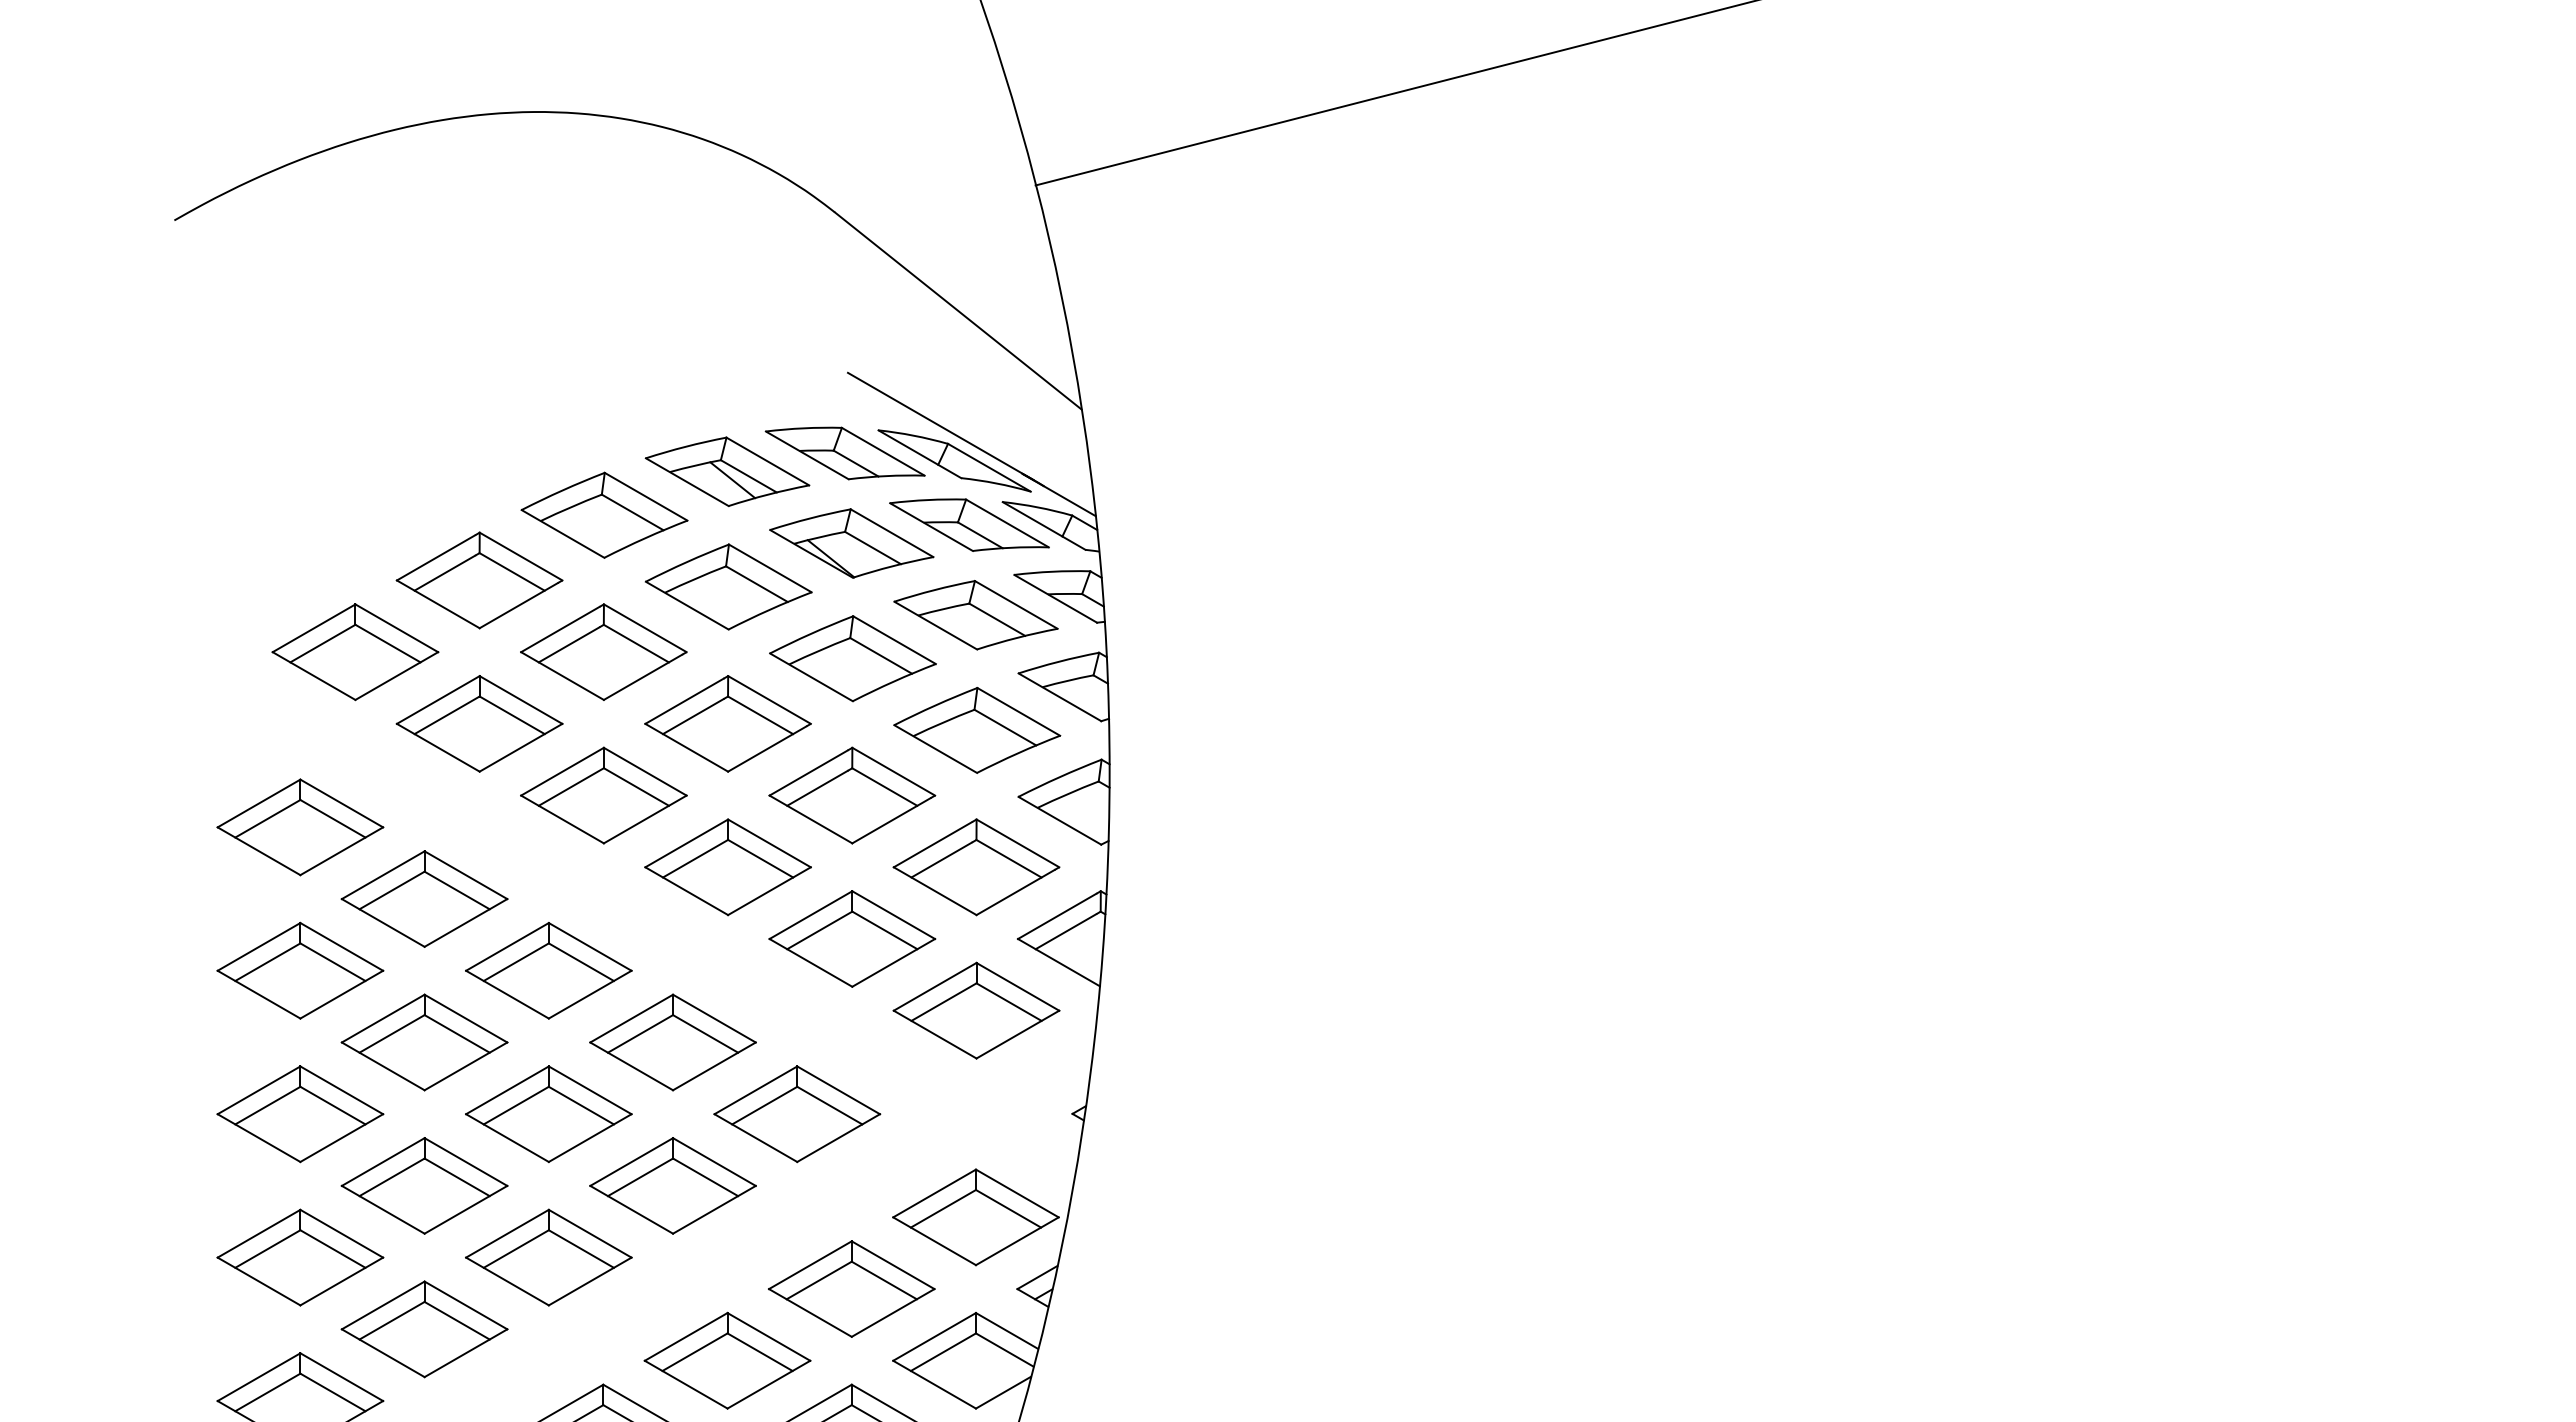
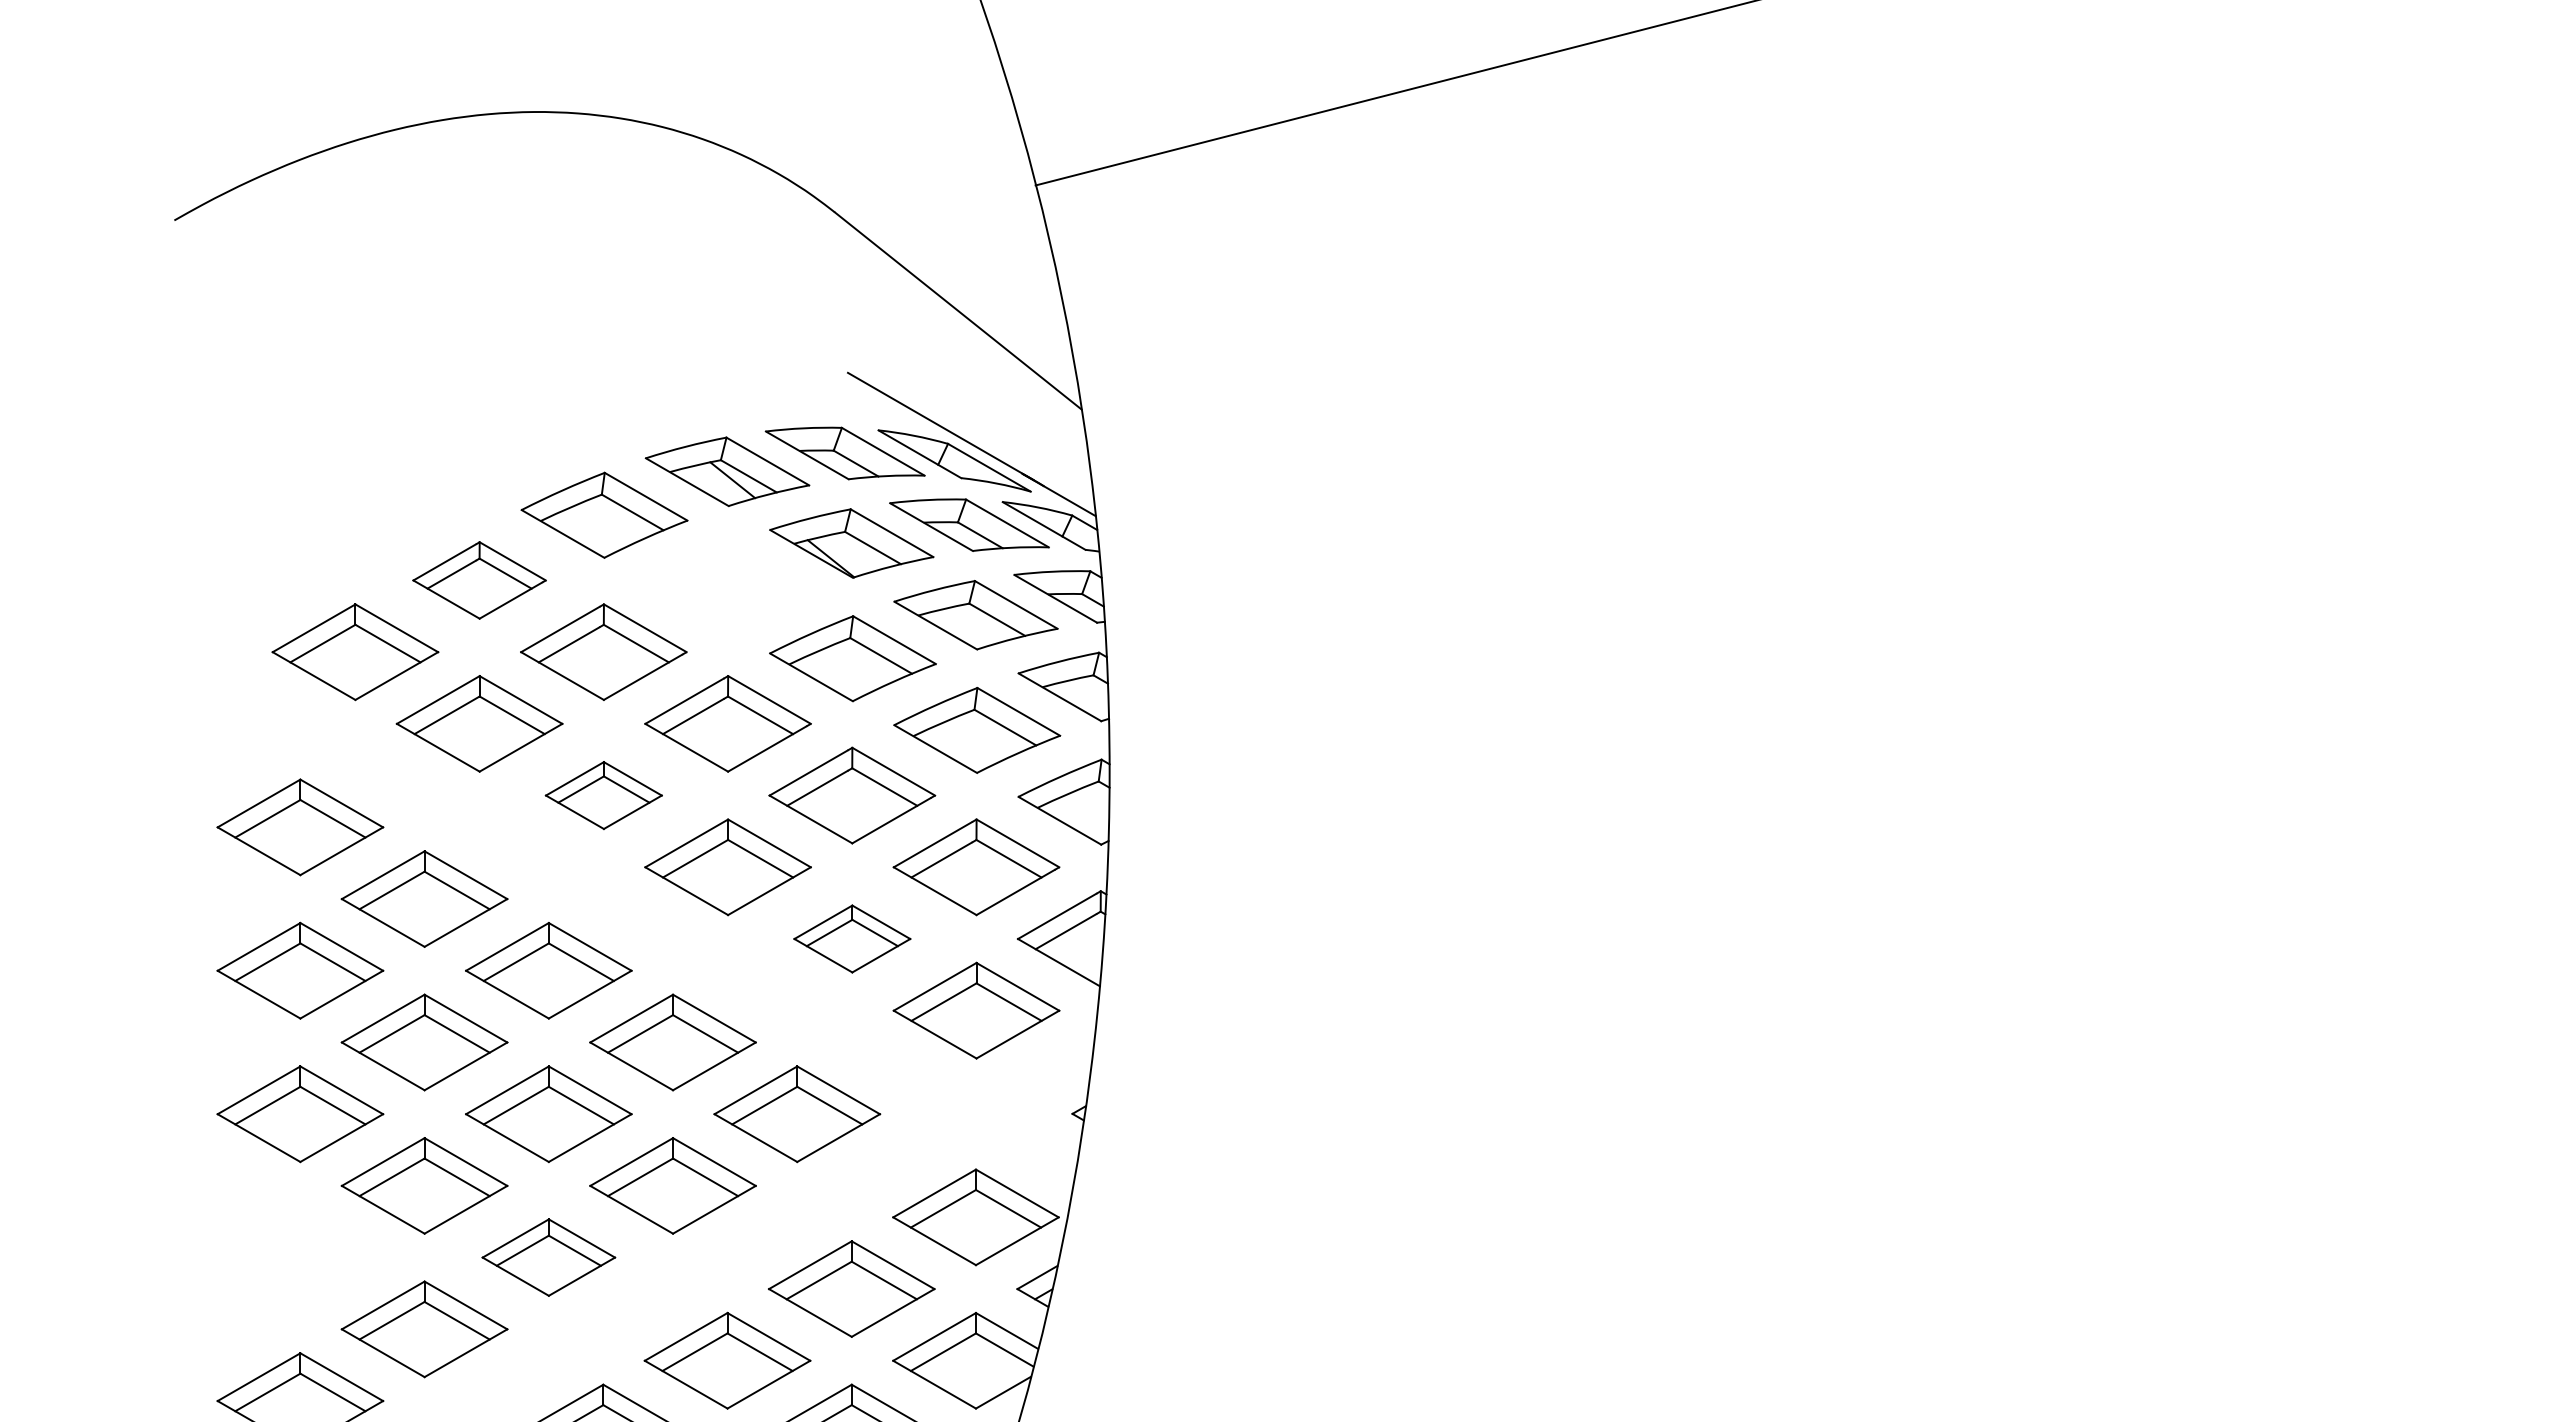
part size: 169x99 px -> 135x79 px (479, 580)
part: present -> none (728, 586)
part size: 168x99 px -> 119x70 px (603, 795)
part size: 169x98 px -> 119x70 px (852, 938)
part: present -> none (300, 1257)
part size: 168x99 px -> 136x79 px (548, 1257)
